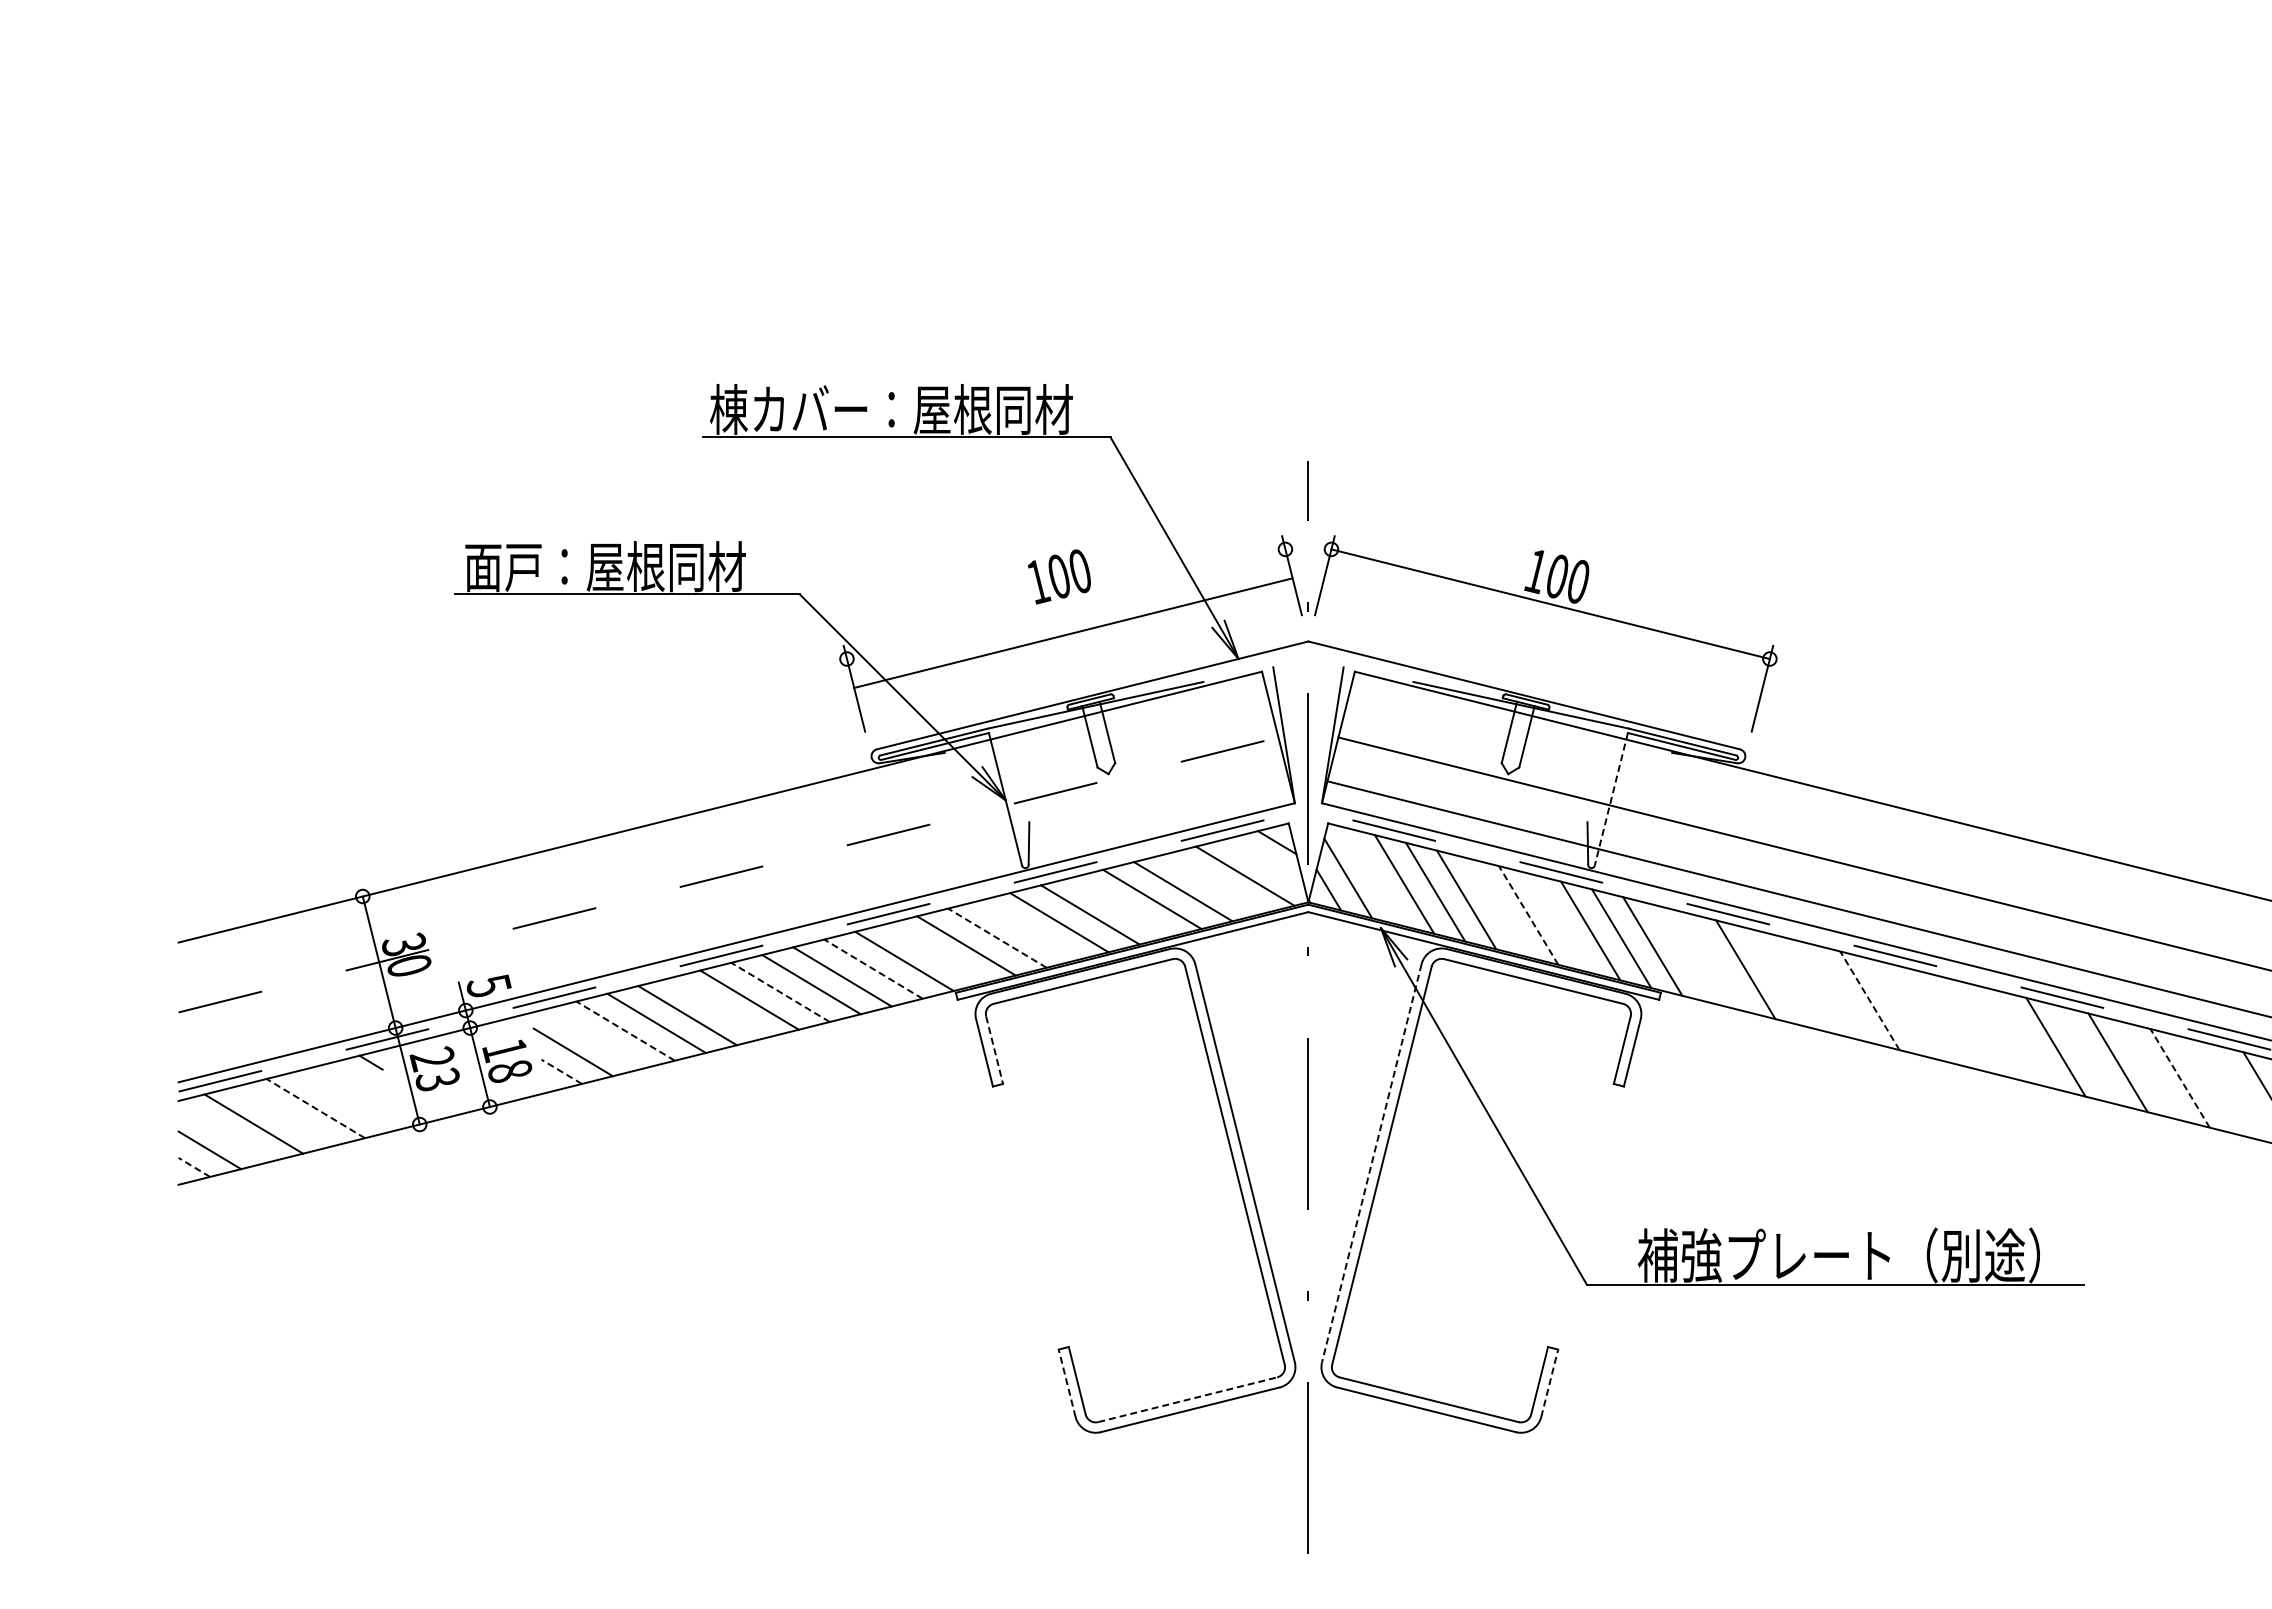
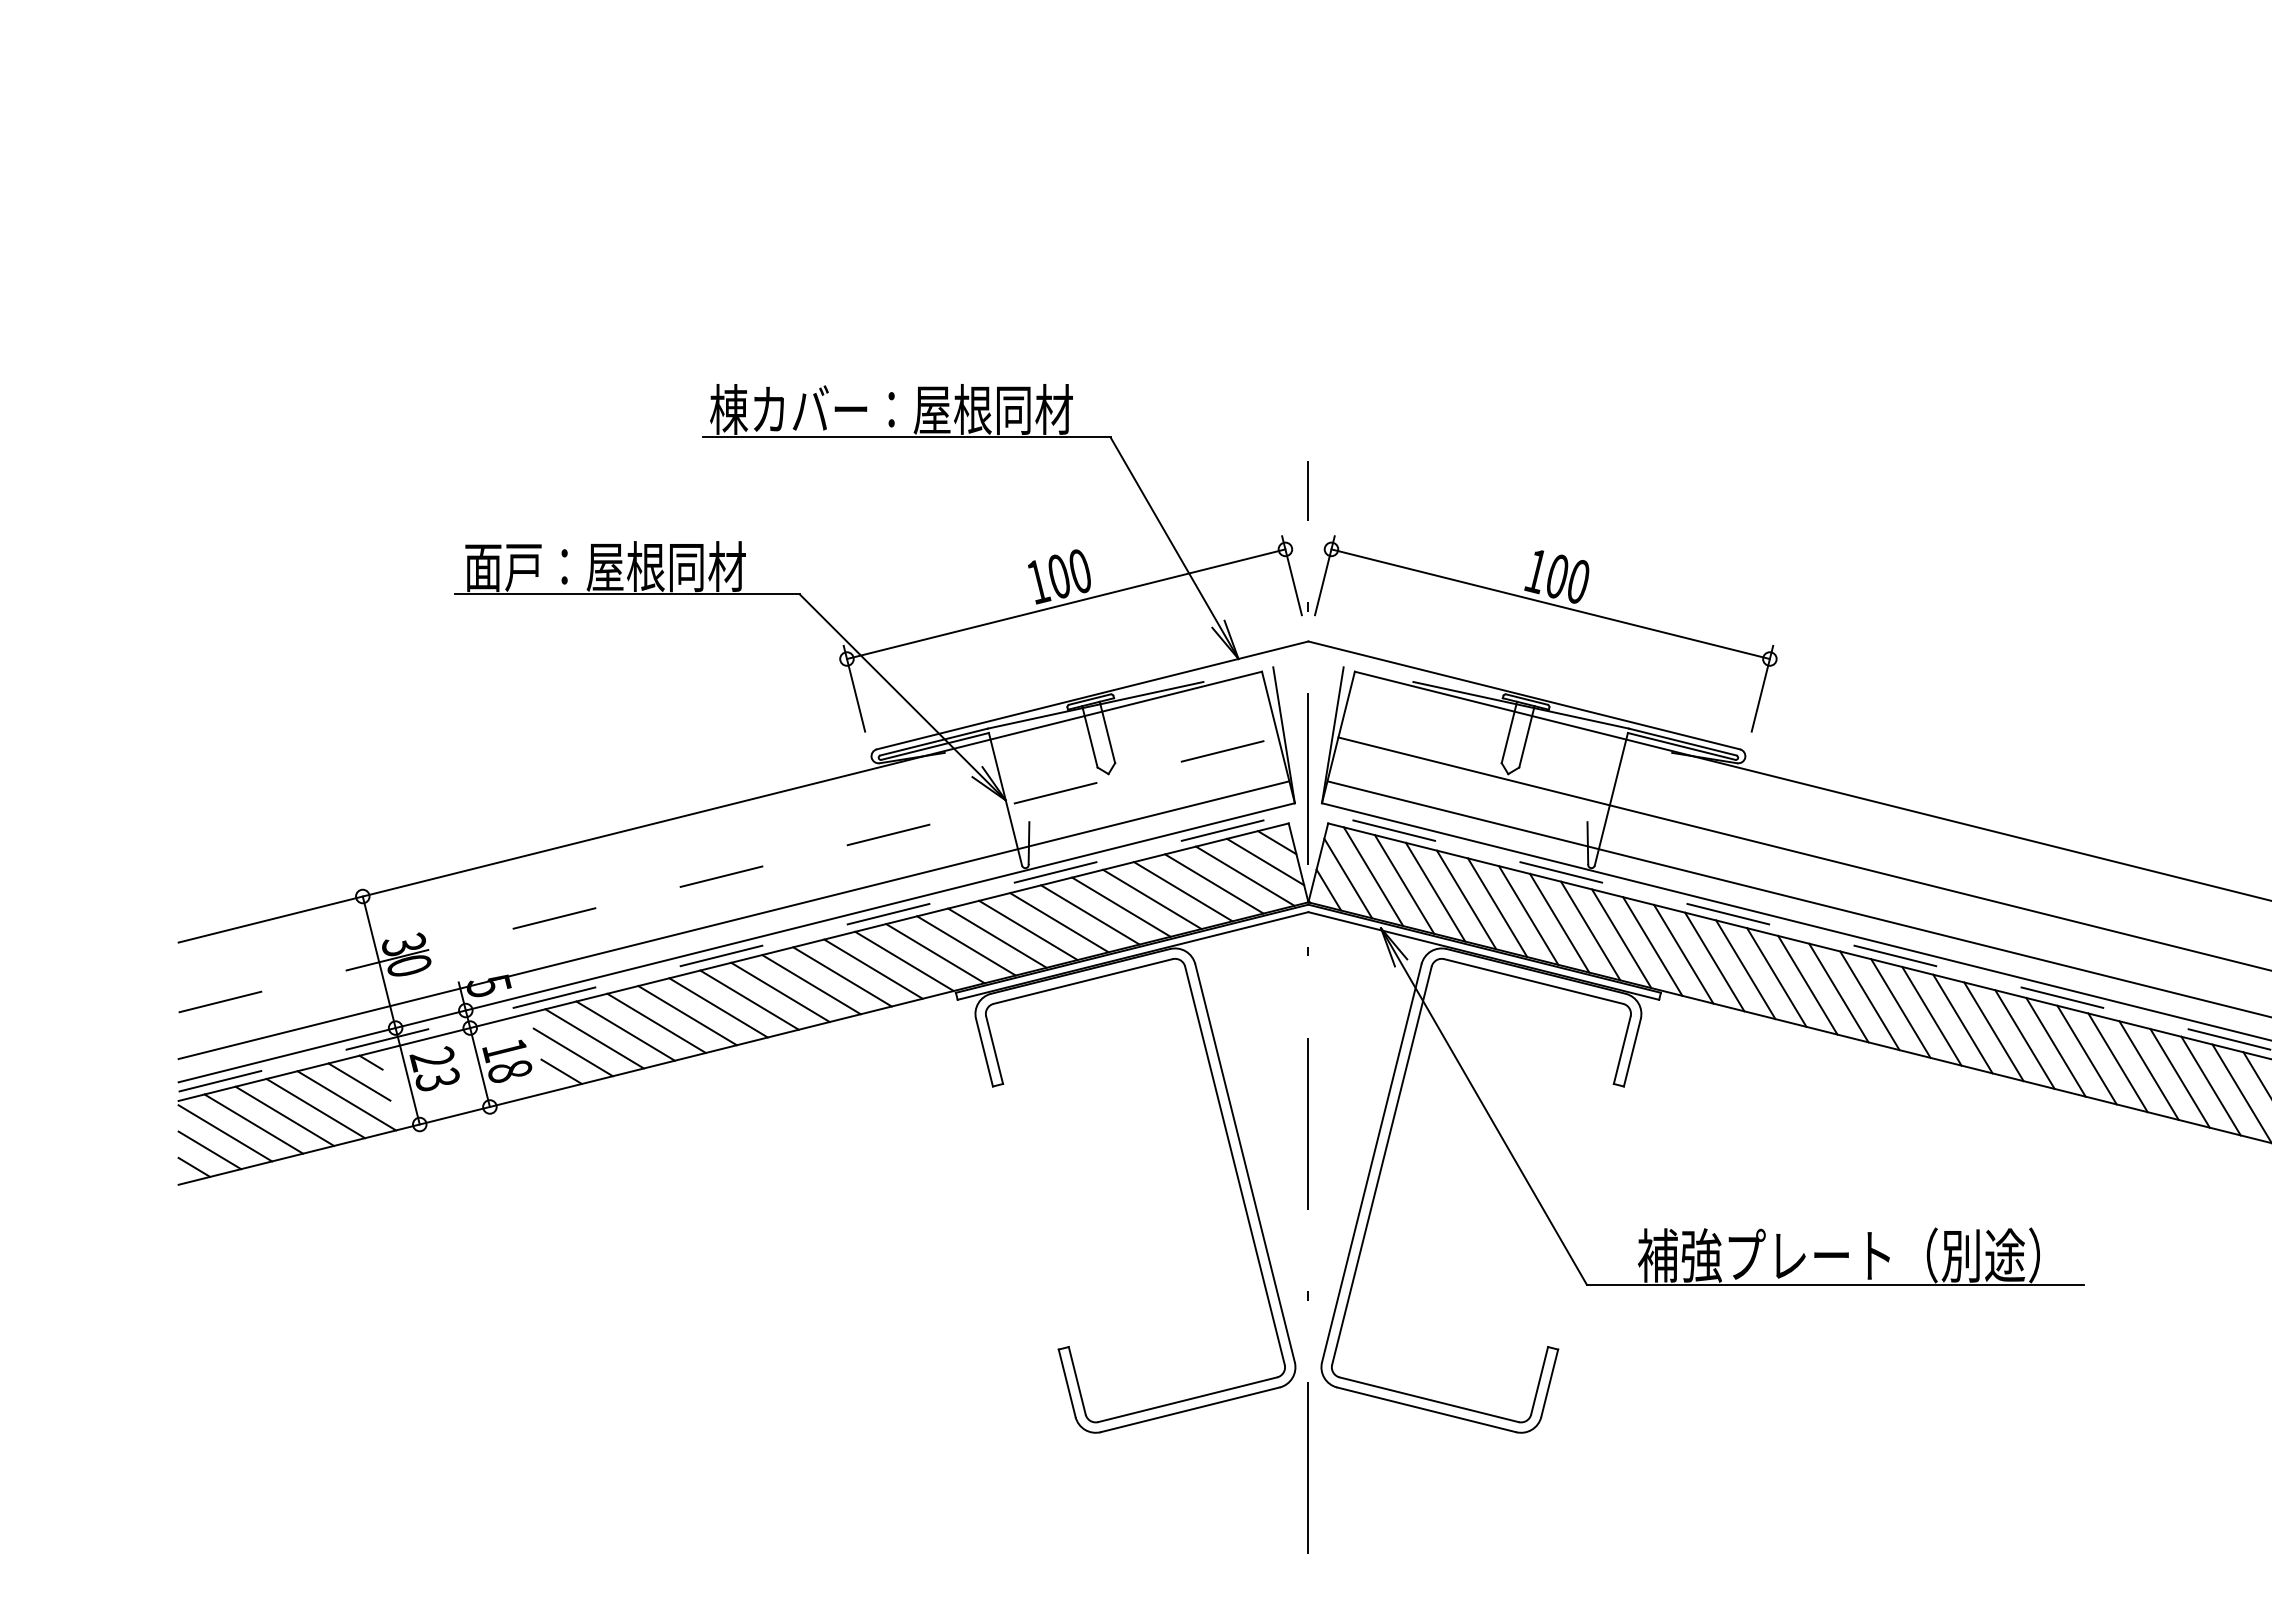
line position: (1072, 633) -> (1065, 604) (1065, 604)
line: dashed -> solid (1611, 799)
line: none -> present (1265, 861)
line: none -> present (1373, 876)
line: none -> present (1214, 883)
line: none -> present (1121, 906)
line: none -> present (1497, 907)
line: dashed -> solid (1528, 915)
line: none -> present (733, 920)
line: none -> present (1559, 922)
line: none -> present (1028, 930)
line: dashed -> solid (996, 937)
line: none -> present (935, 953)
line: none -> present (1683, 953)
line: none -> present (1714, 961)
line: dashed -> solid (873, 968)
line: none -> present (1776, 977)
line: none -> present (1807, 984)
line: dashed -> solid (780, 992)
line: none -> present (1838, 992)
line: dashed -> solid (1869, 1000)
line: none -> present (718, 1007)
line: none -> present (1900, 1008)
line: none -> present (1931, 1015)
line: none -> present (1962, 1023)
line: dashed -> solid (625, 1030)
line: none -> present (1993, 1031)
line: none -> present (594, 1038)
line: none -> present (2024, 1039)
line: dashed -> solid (994, 1050)
line: none -> present (2086, 1054)
line: none -> present (2148, 1070)
line: dashed -> solid (561, 1071)
line: dashed -> solid (2180, 1078)
line: none -> present (359, 1081)
line: none -> present (2210, 1085)
line: none -> present (2240, 1091)
line: none -> present (346, 1100)
line: dashed -> solid (315, 1108)
line: none -> present (284, 1115)
line: none -> present (225, 1133)
line: dashed -> solid (1371, 1163)
line: dashed -> solid (193, 1167)
line: dashed -> solid (1067, 1383)
line: dashed -> solid (1549, 1383)
line: dashed -> solid (1188, 1399)
